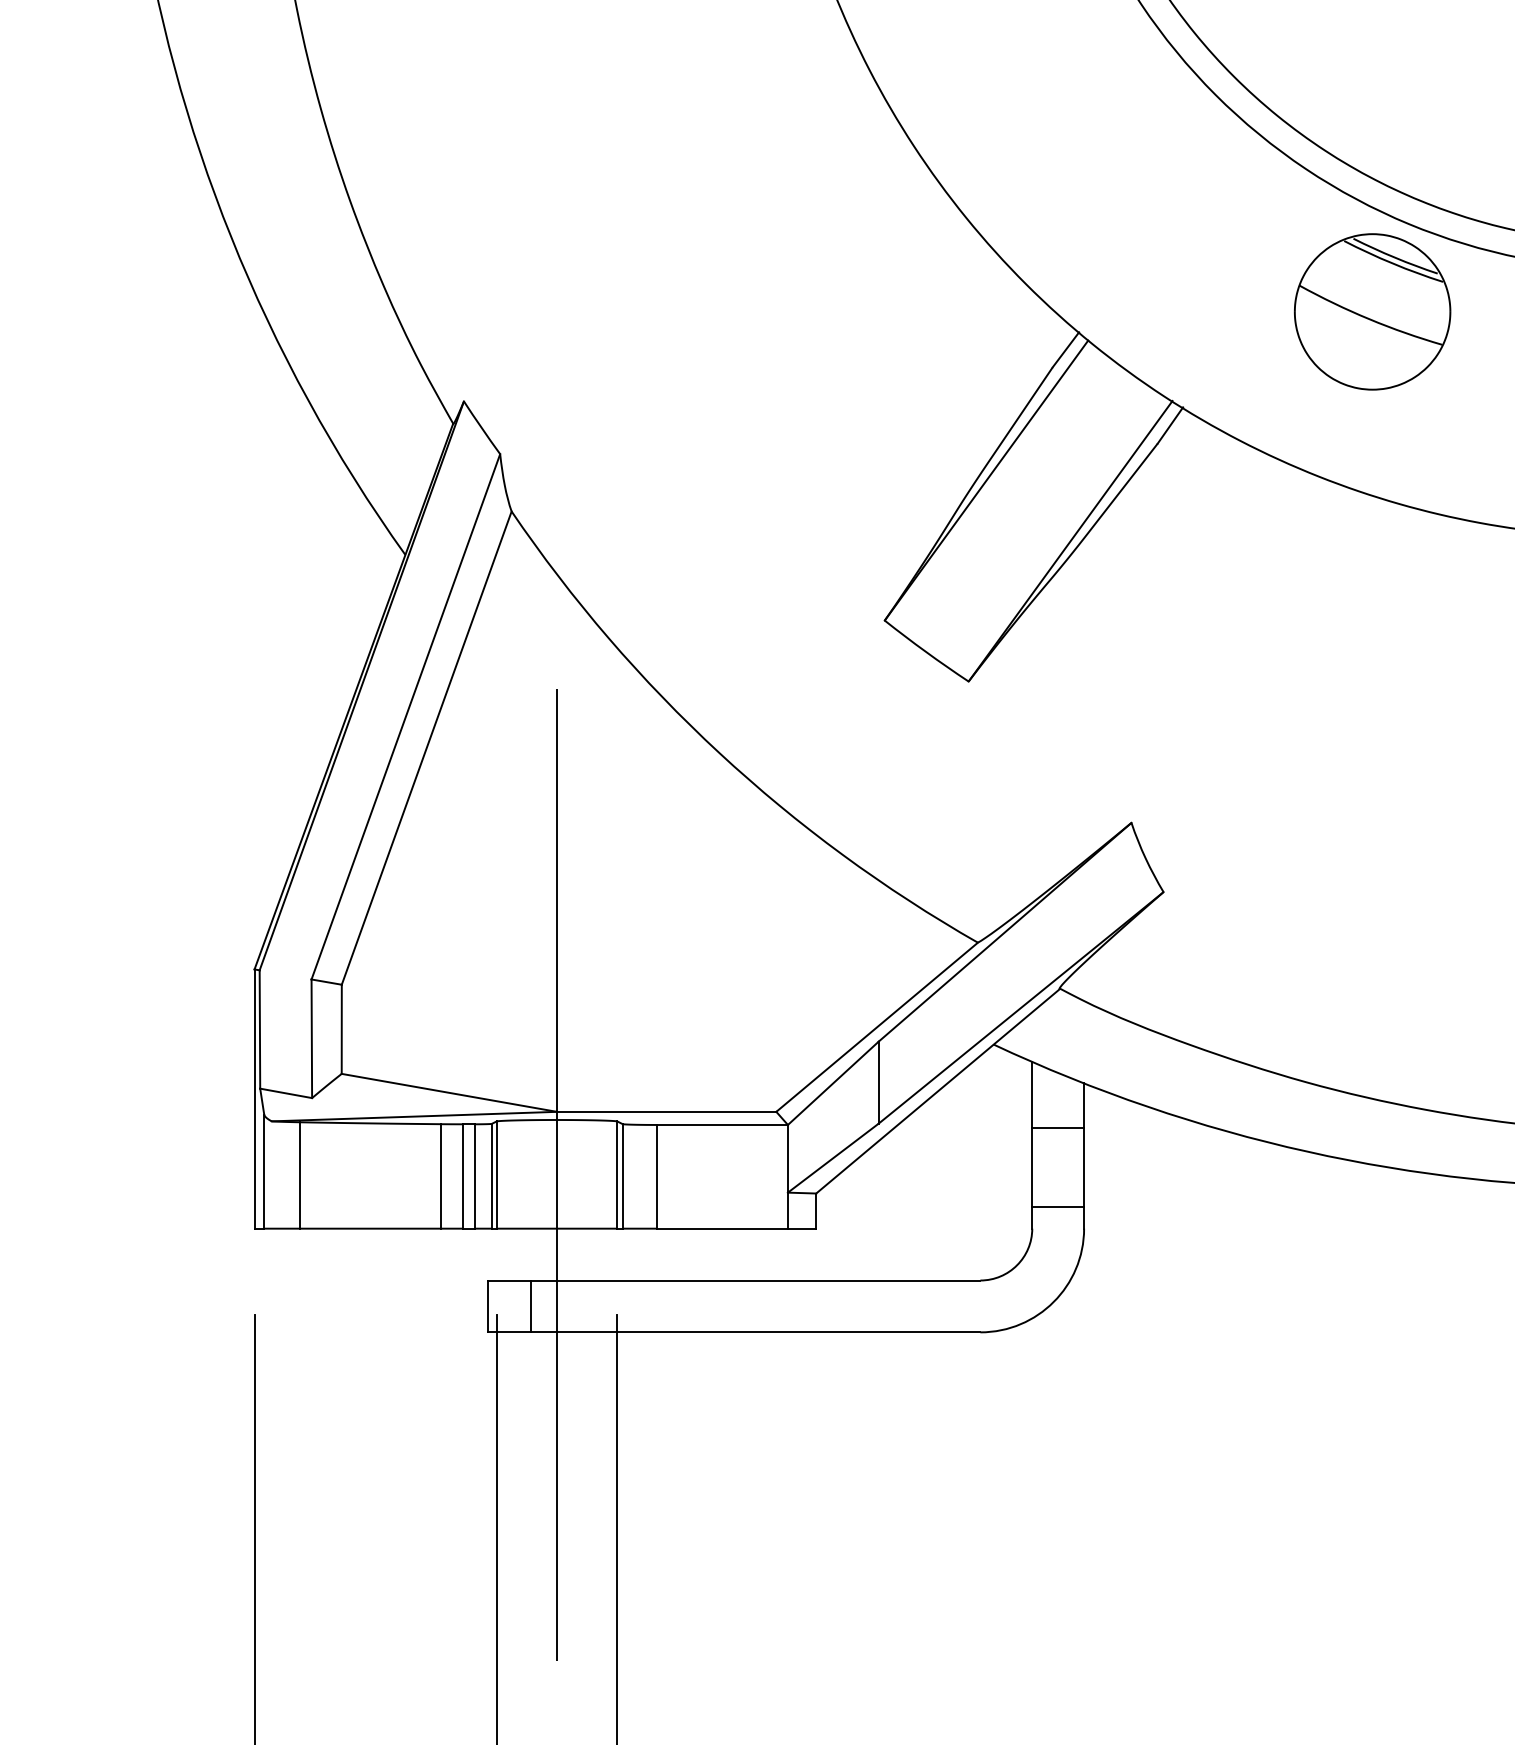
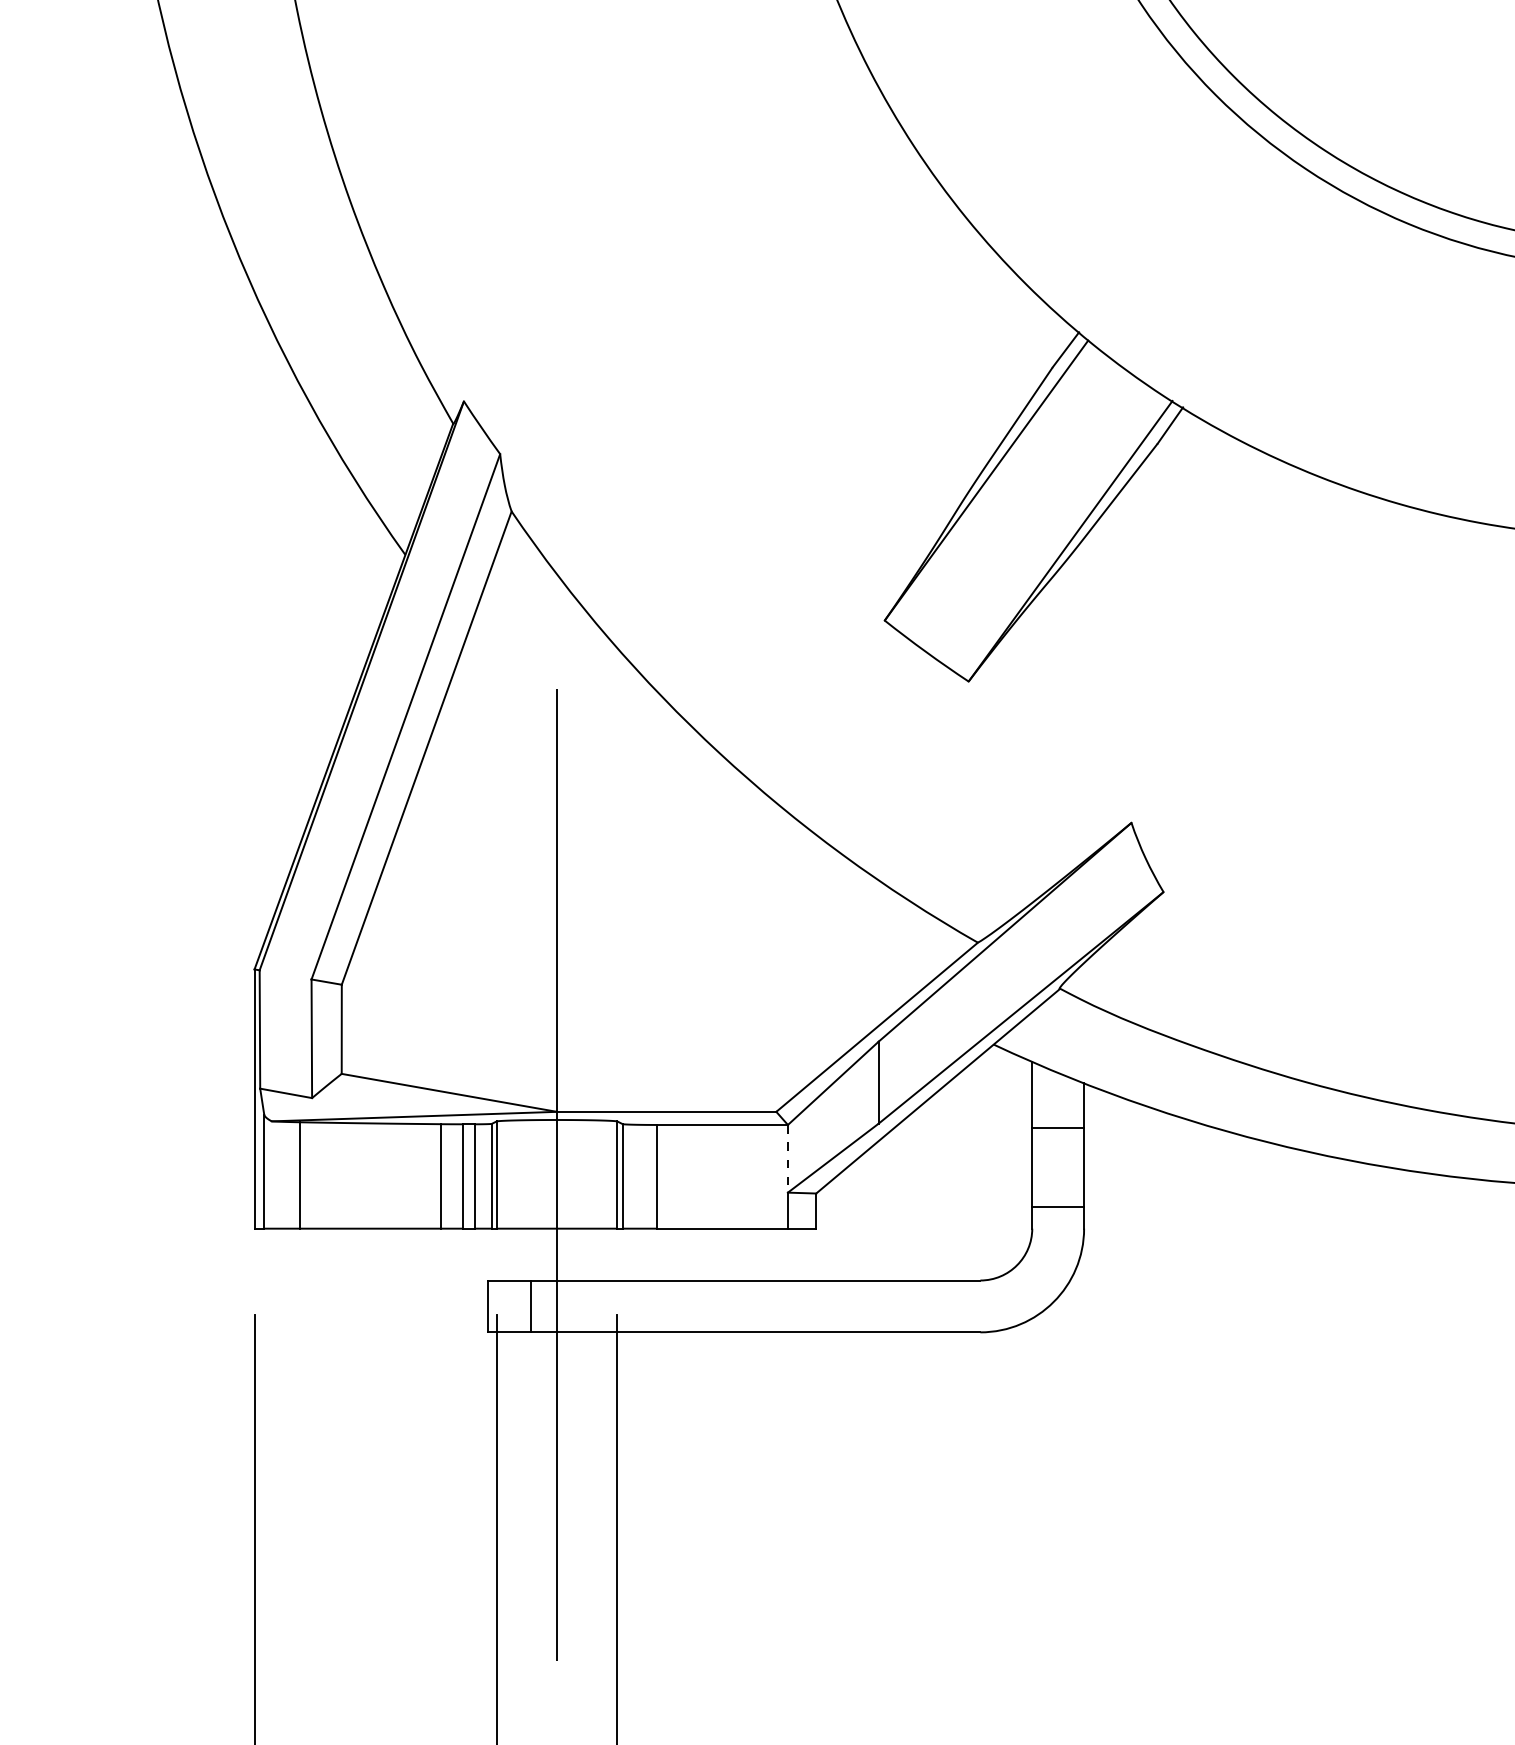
part: present -> none (1372, 311)
line: solid -> dashed (787, 1158)
